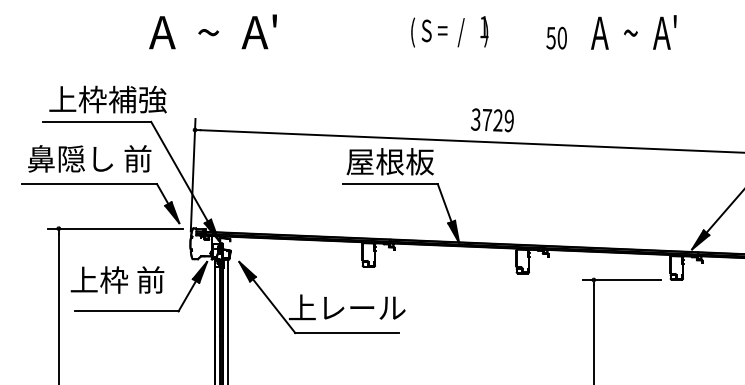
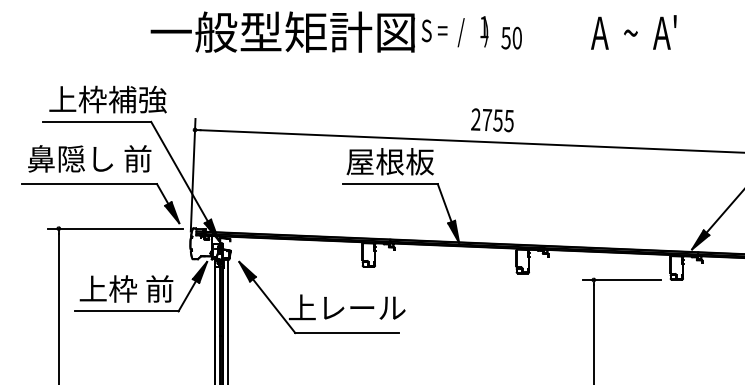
text: A  ~  A' -> 一般型矩計図 (281, 31)
text position: (556, 37) -> (511, 37) (511, 37)
text: 3729 -> 2755 (492, 120)
text position: (117, 279) -> (126, 288) (126, 288)
